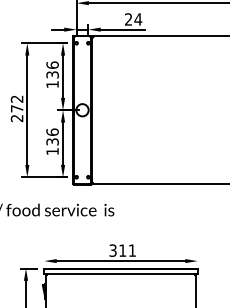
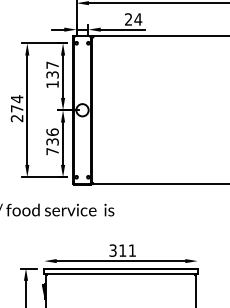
text: 136 -> 137 (52, 64)
text: 272 -> 274 (16, 99)
text: 136 -> 736 (52, 151)
